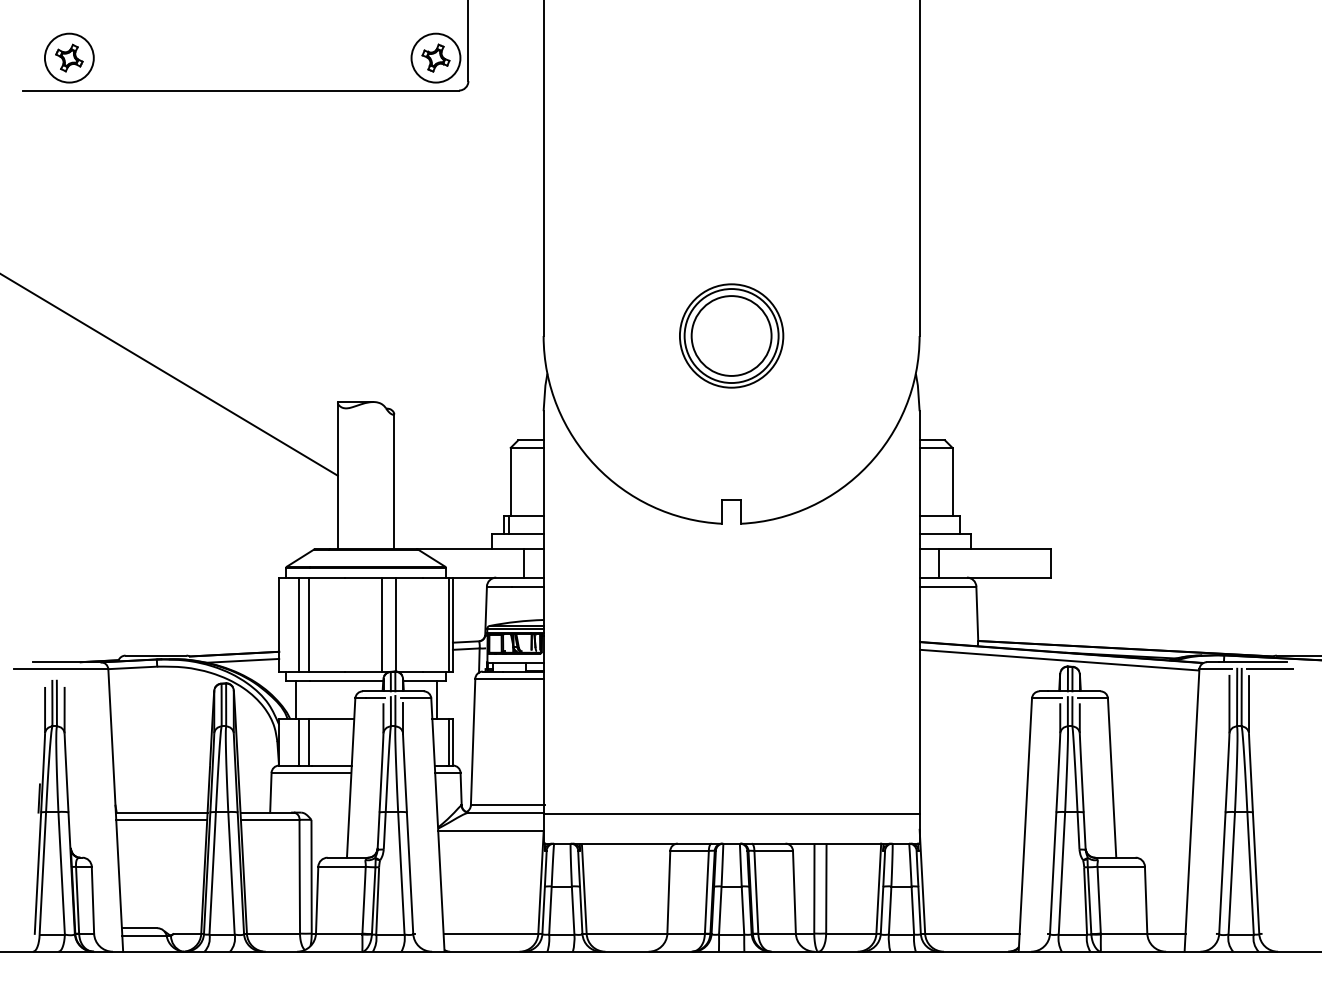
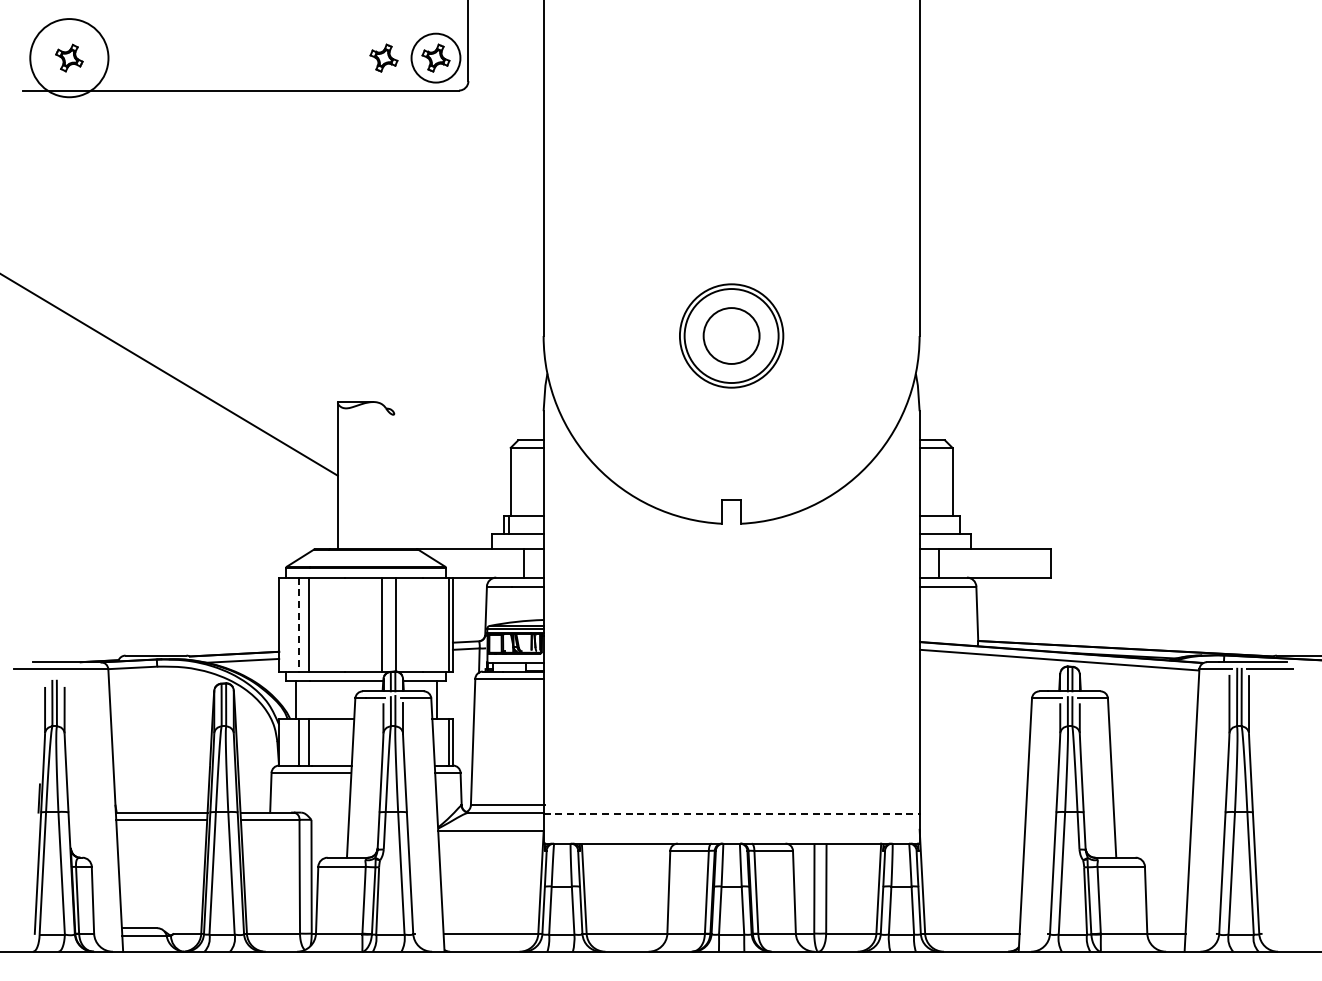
circle diameter: 49 px -> 78 px (69, 58)
part: none -> present (383, 57)
circle diameter: 80 px -> 56 px (731, 335)
line: present -> none (394, 481)
line: solid -> dashed (298, 625)
line: solid -> dashed (732, 813)
